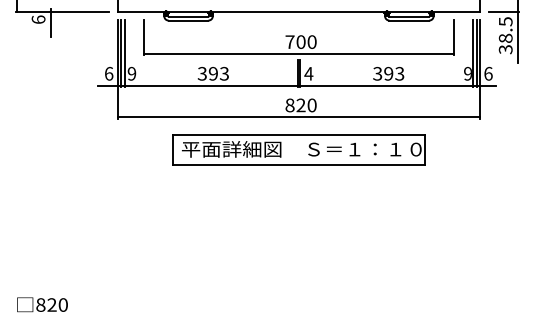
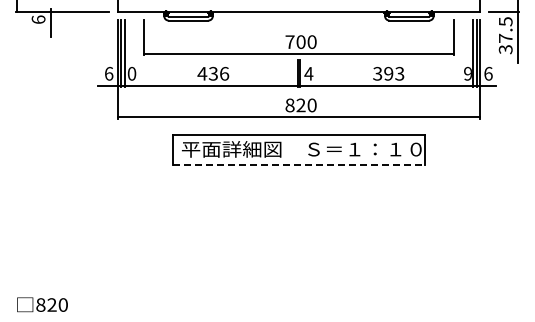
text: 38.5 -> 37.5 (505, 37)
text: 9 -> 0 (131, 73)
text: 393 -> 436 (213, 73)
line: solid -> dashed (299, 165)
